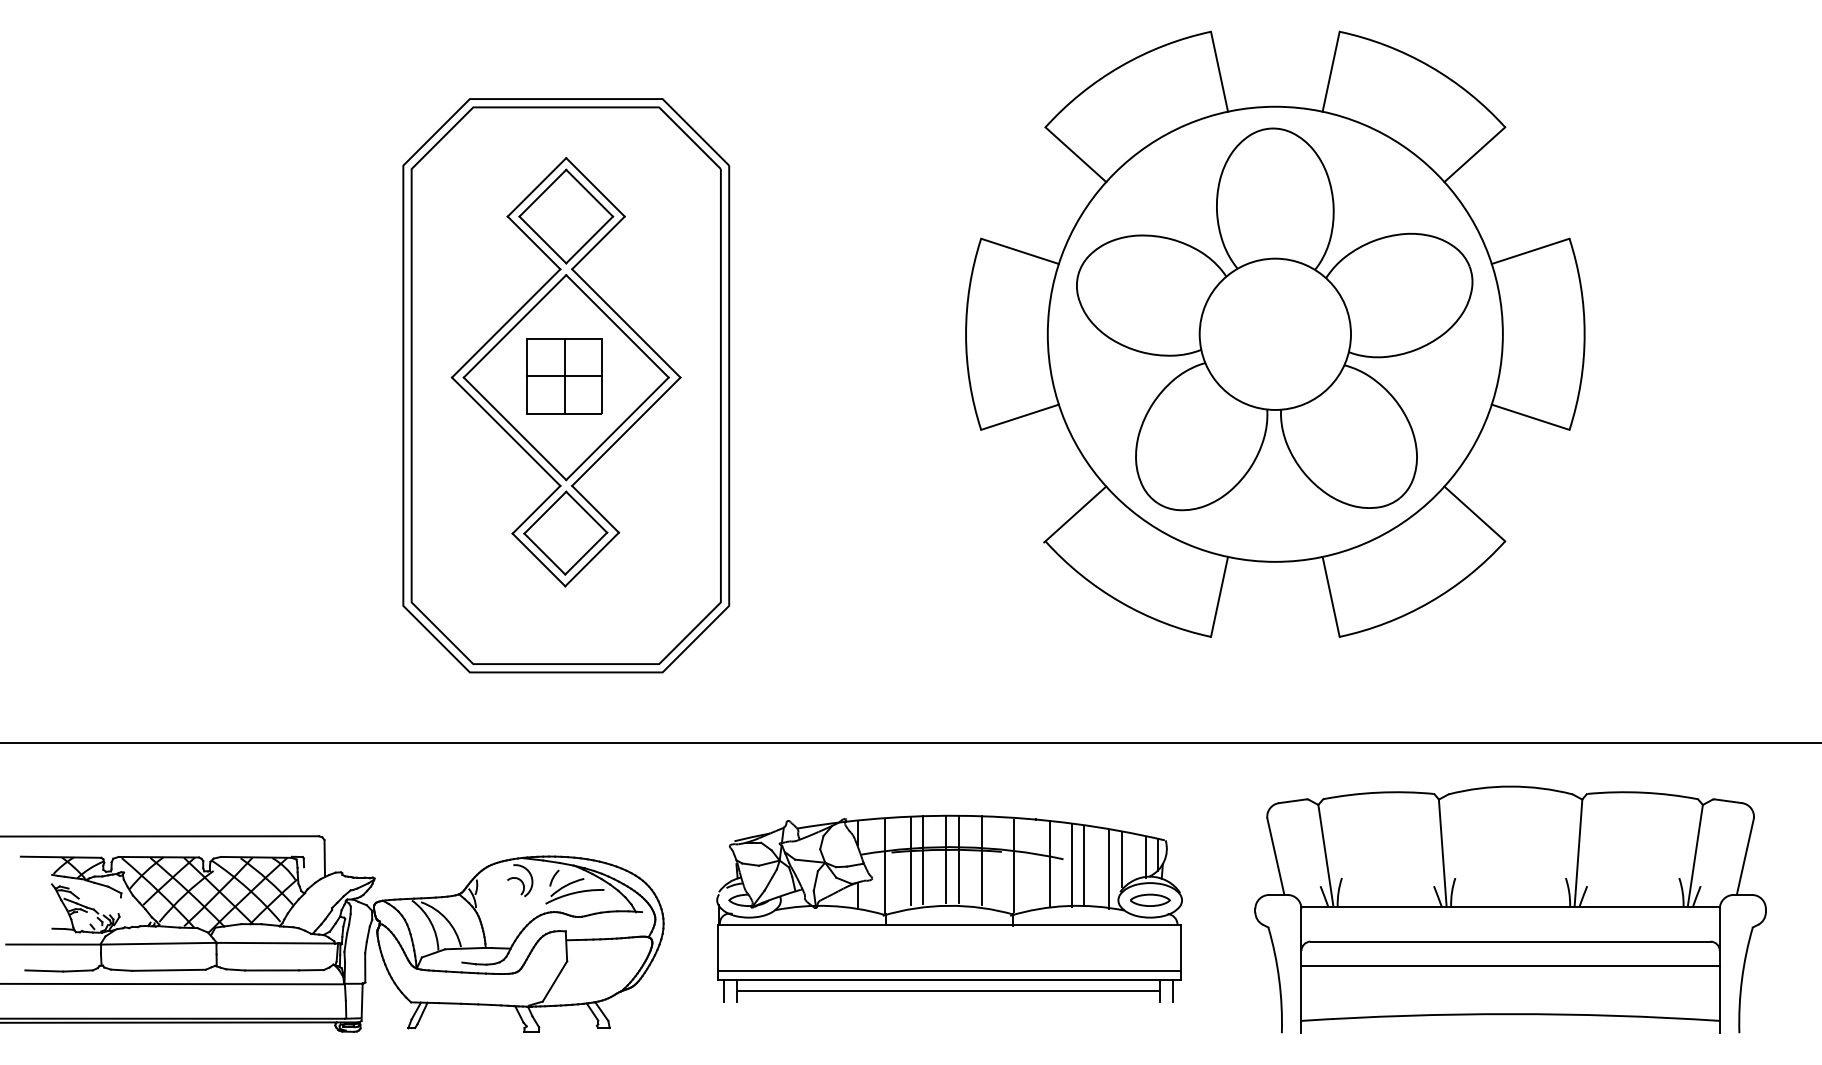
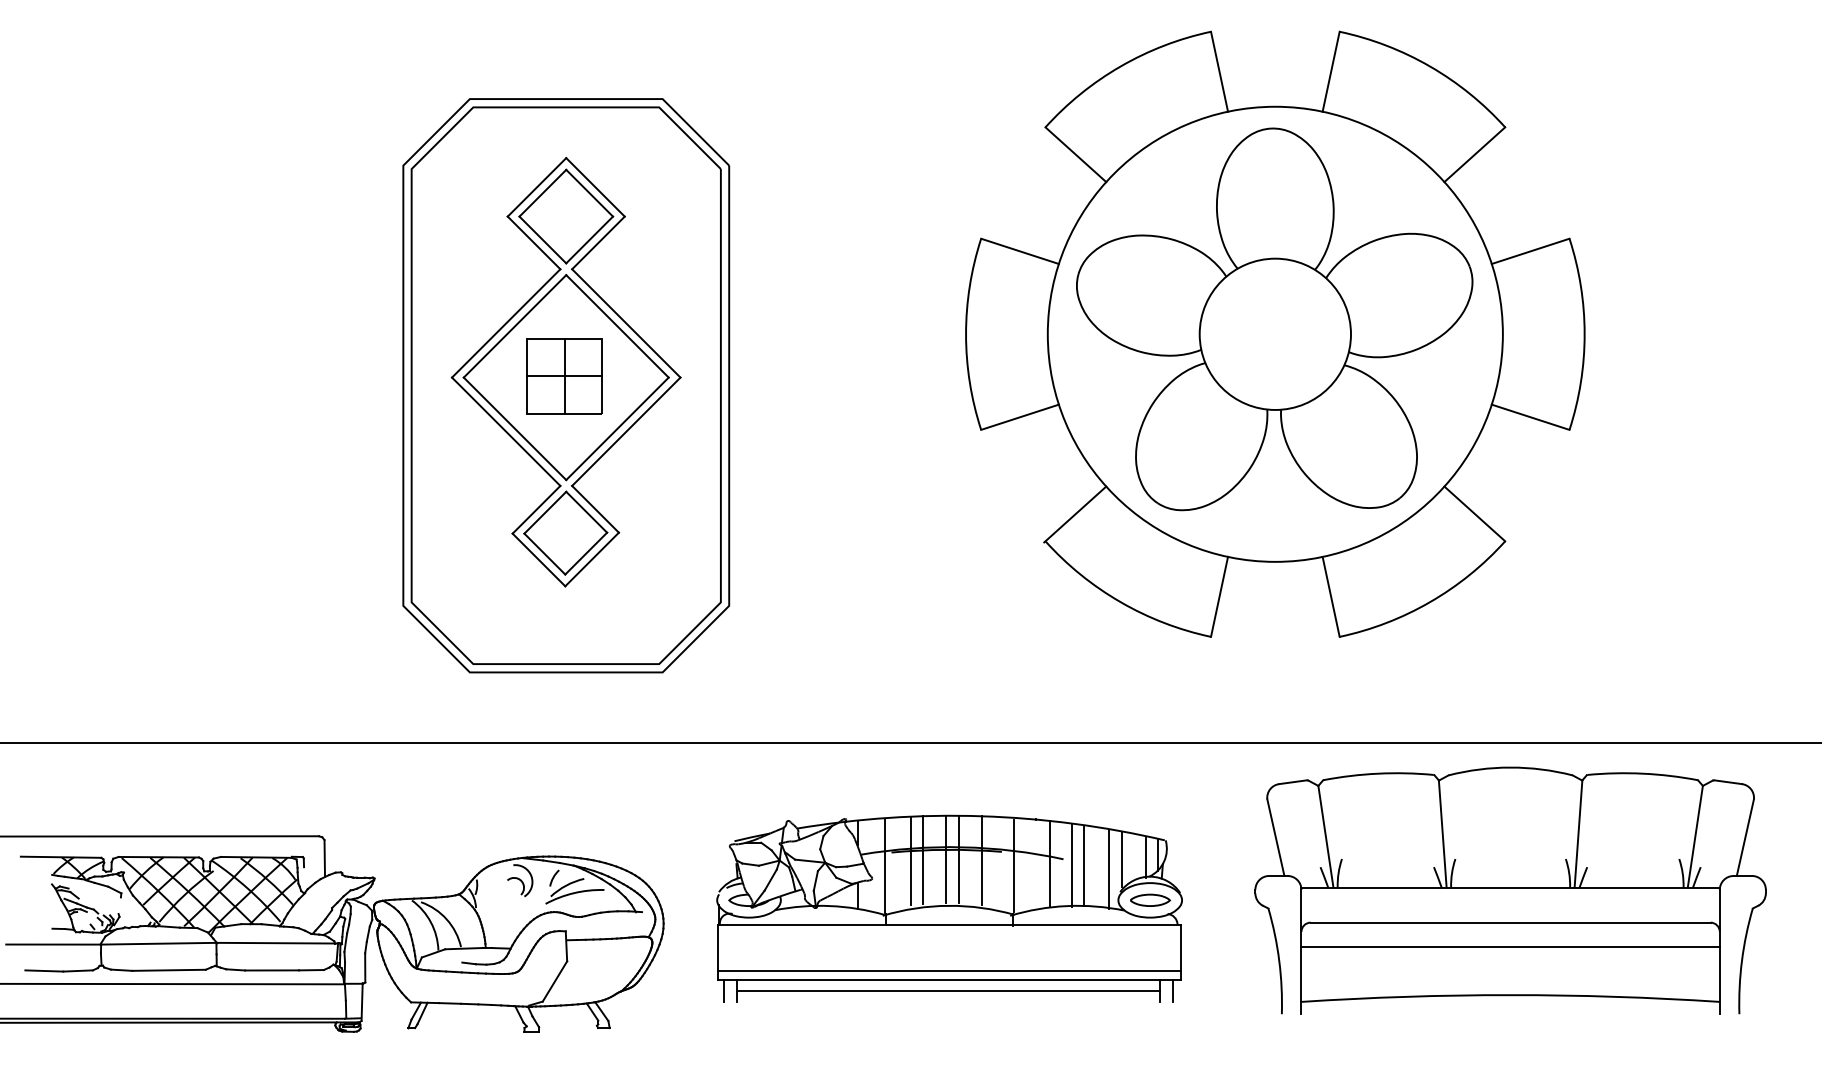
part position: (1510, 909) -> (1510, 890) (1510, 890)
